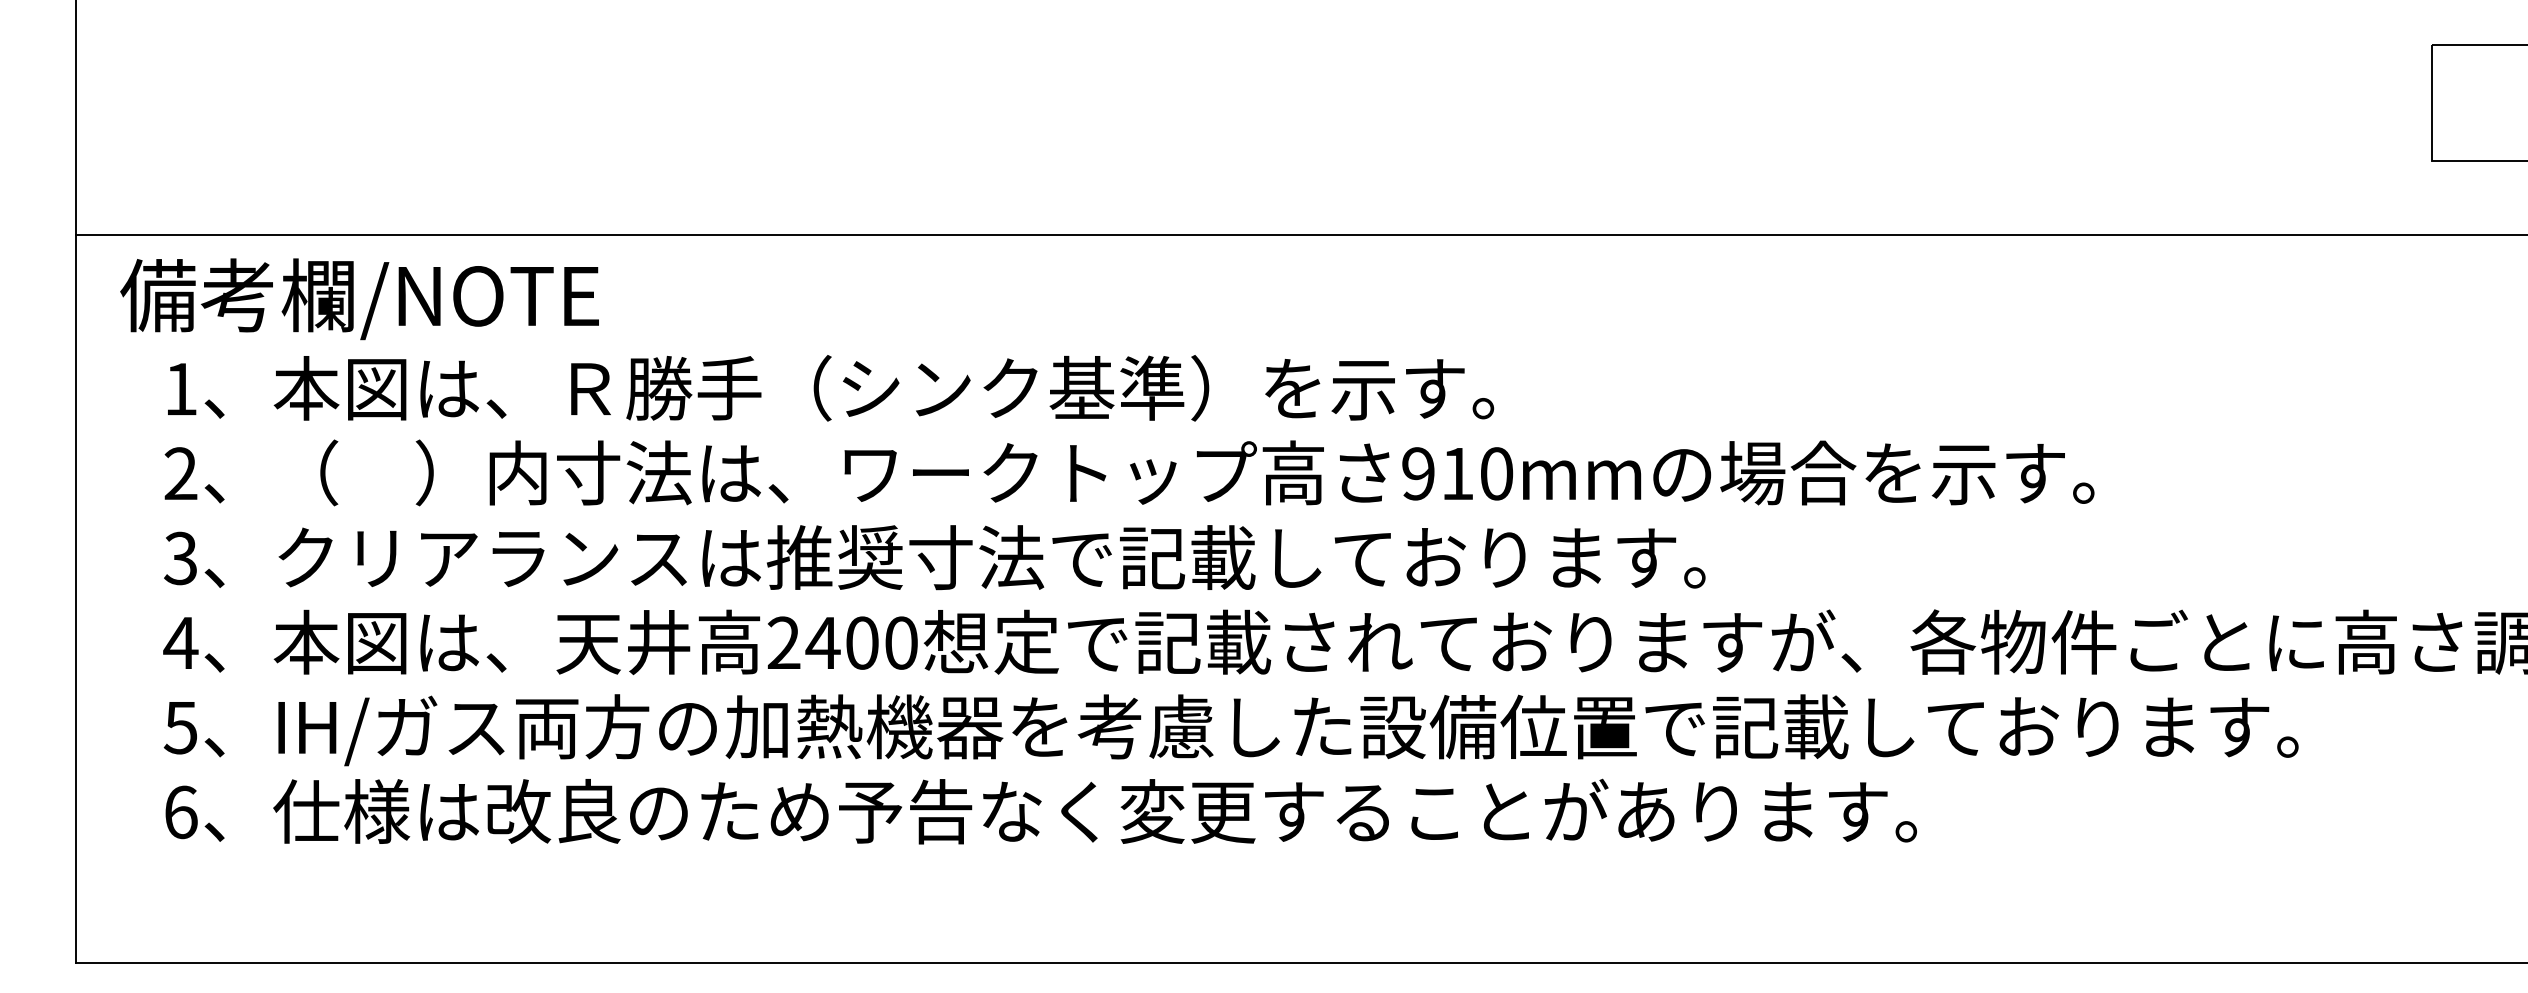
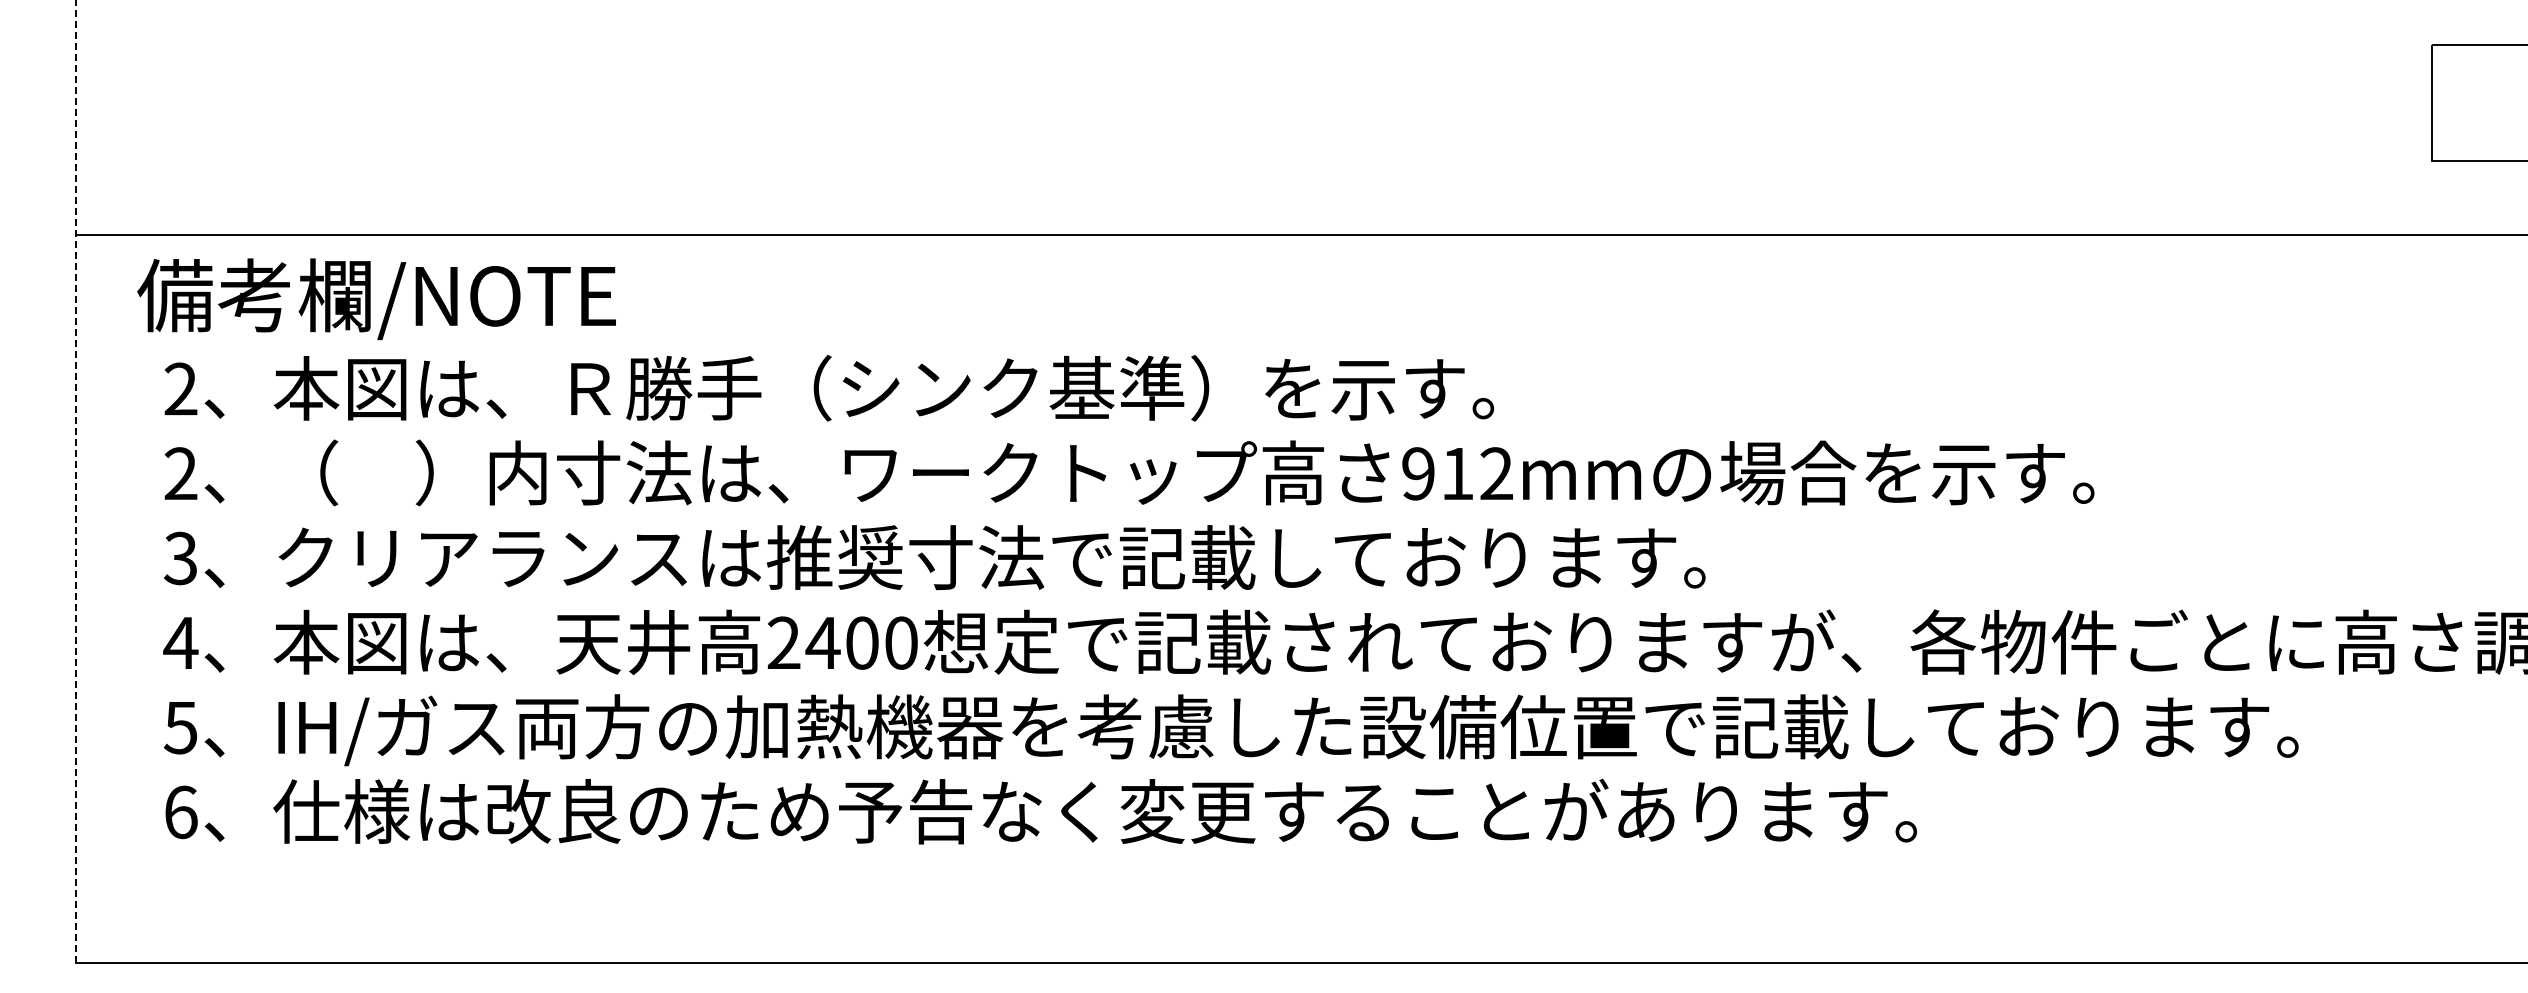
text position: (359, 299) -> (376, 299) (376, 299)
text: 1 -> 2 (180, 388)
text: 910mm -> 912mm (1496, 473)
line: solid -> dashed (75, 481)
